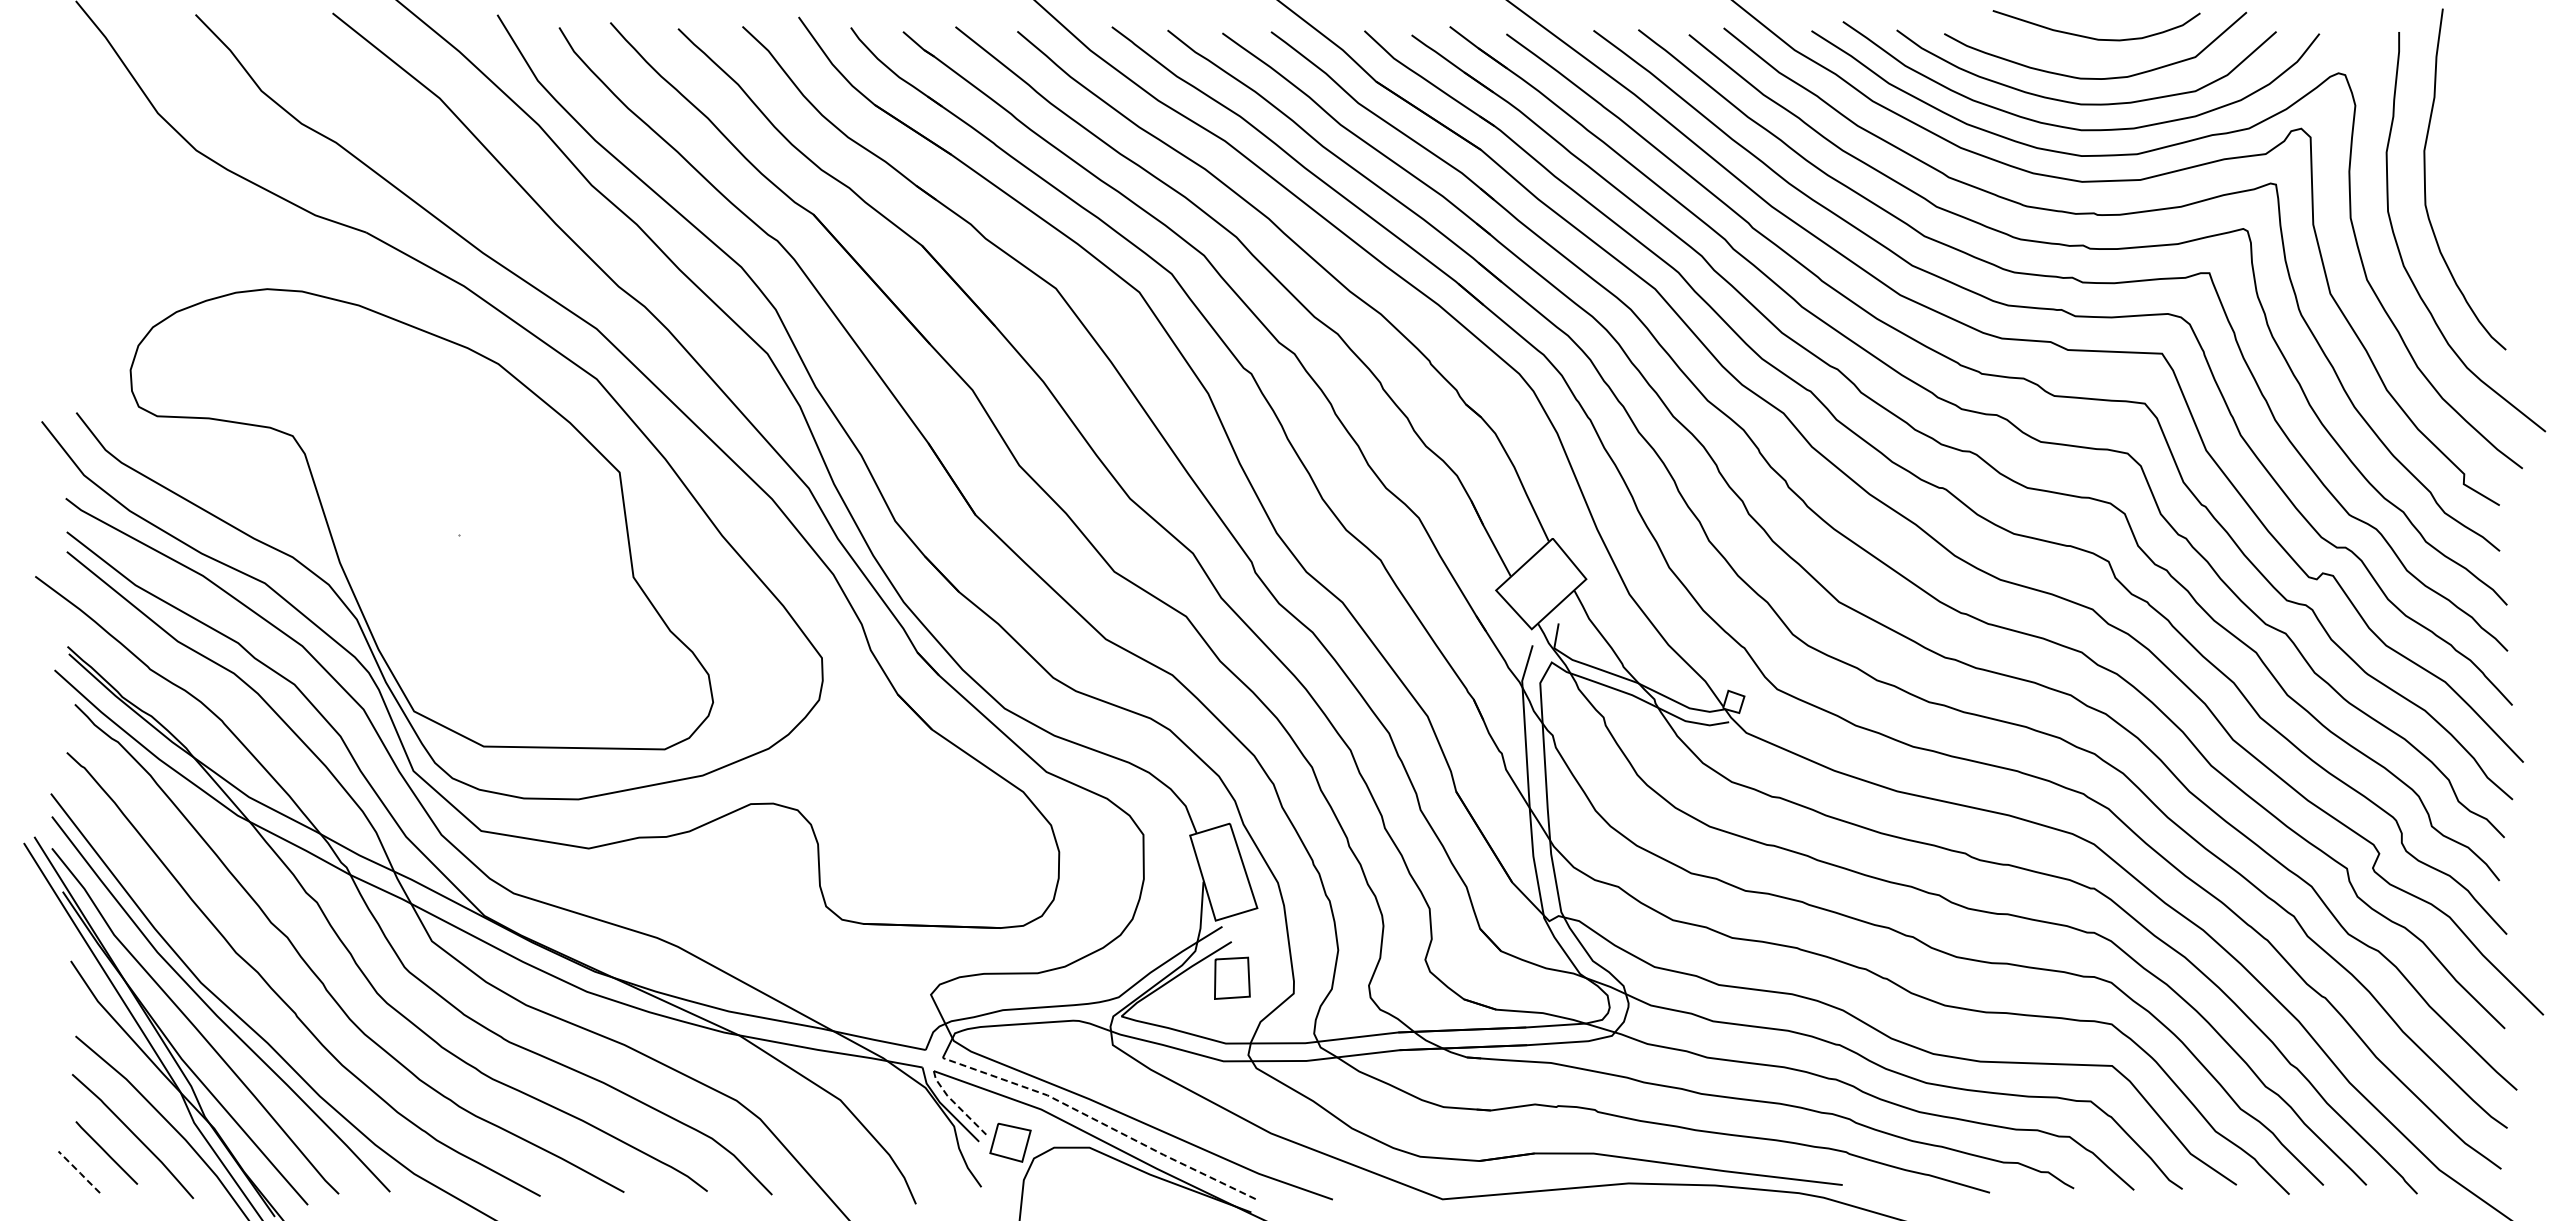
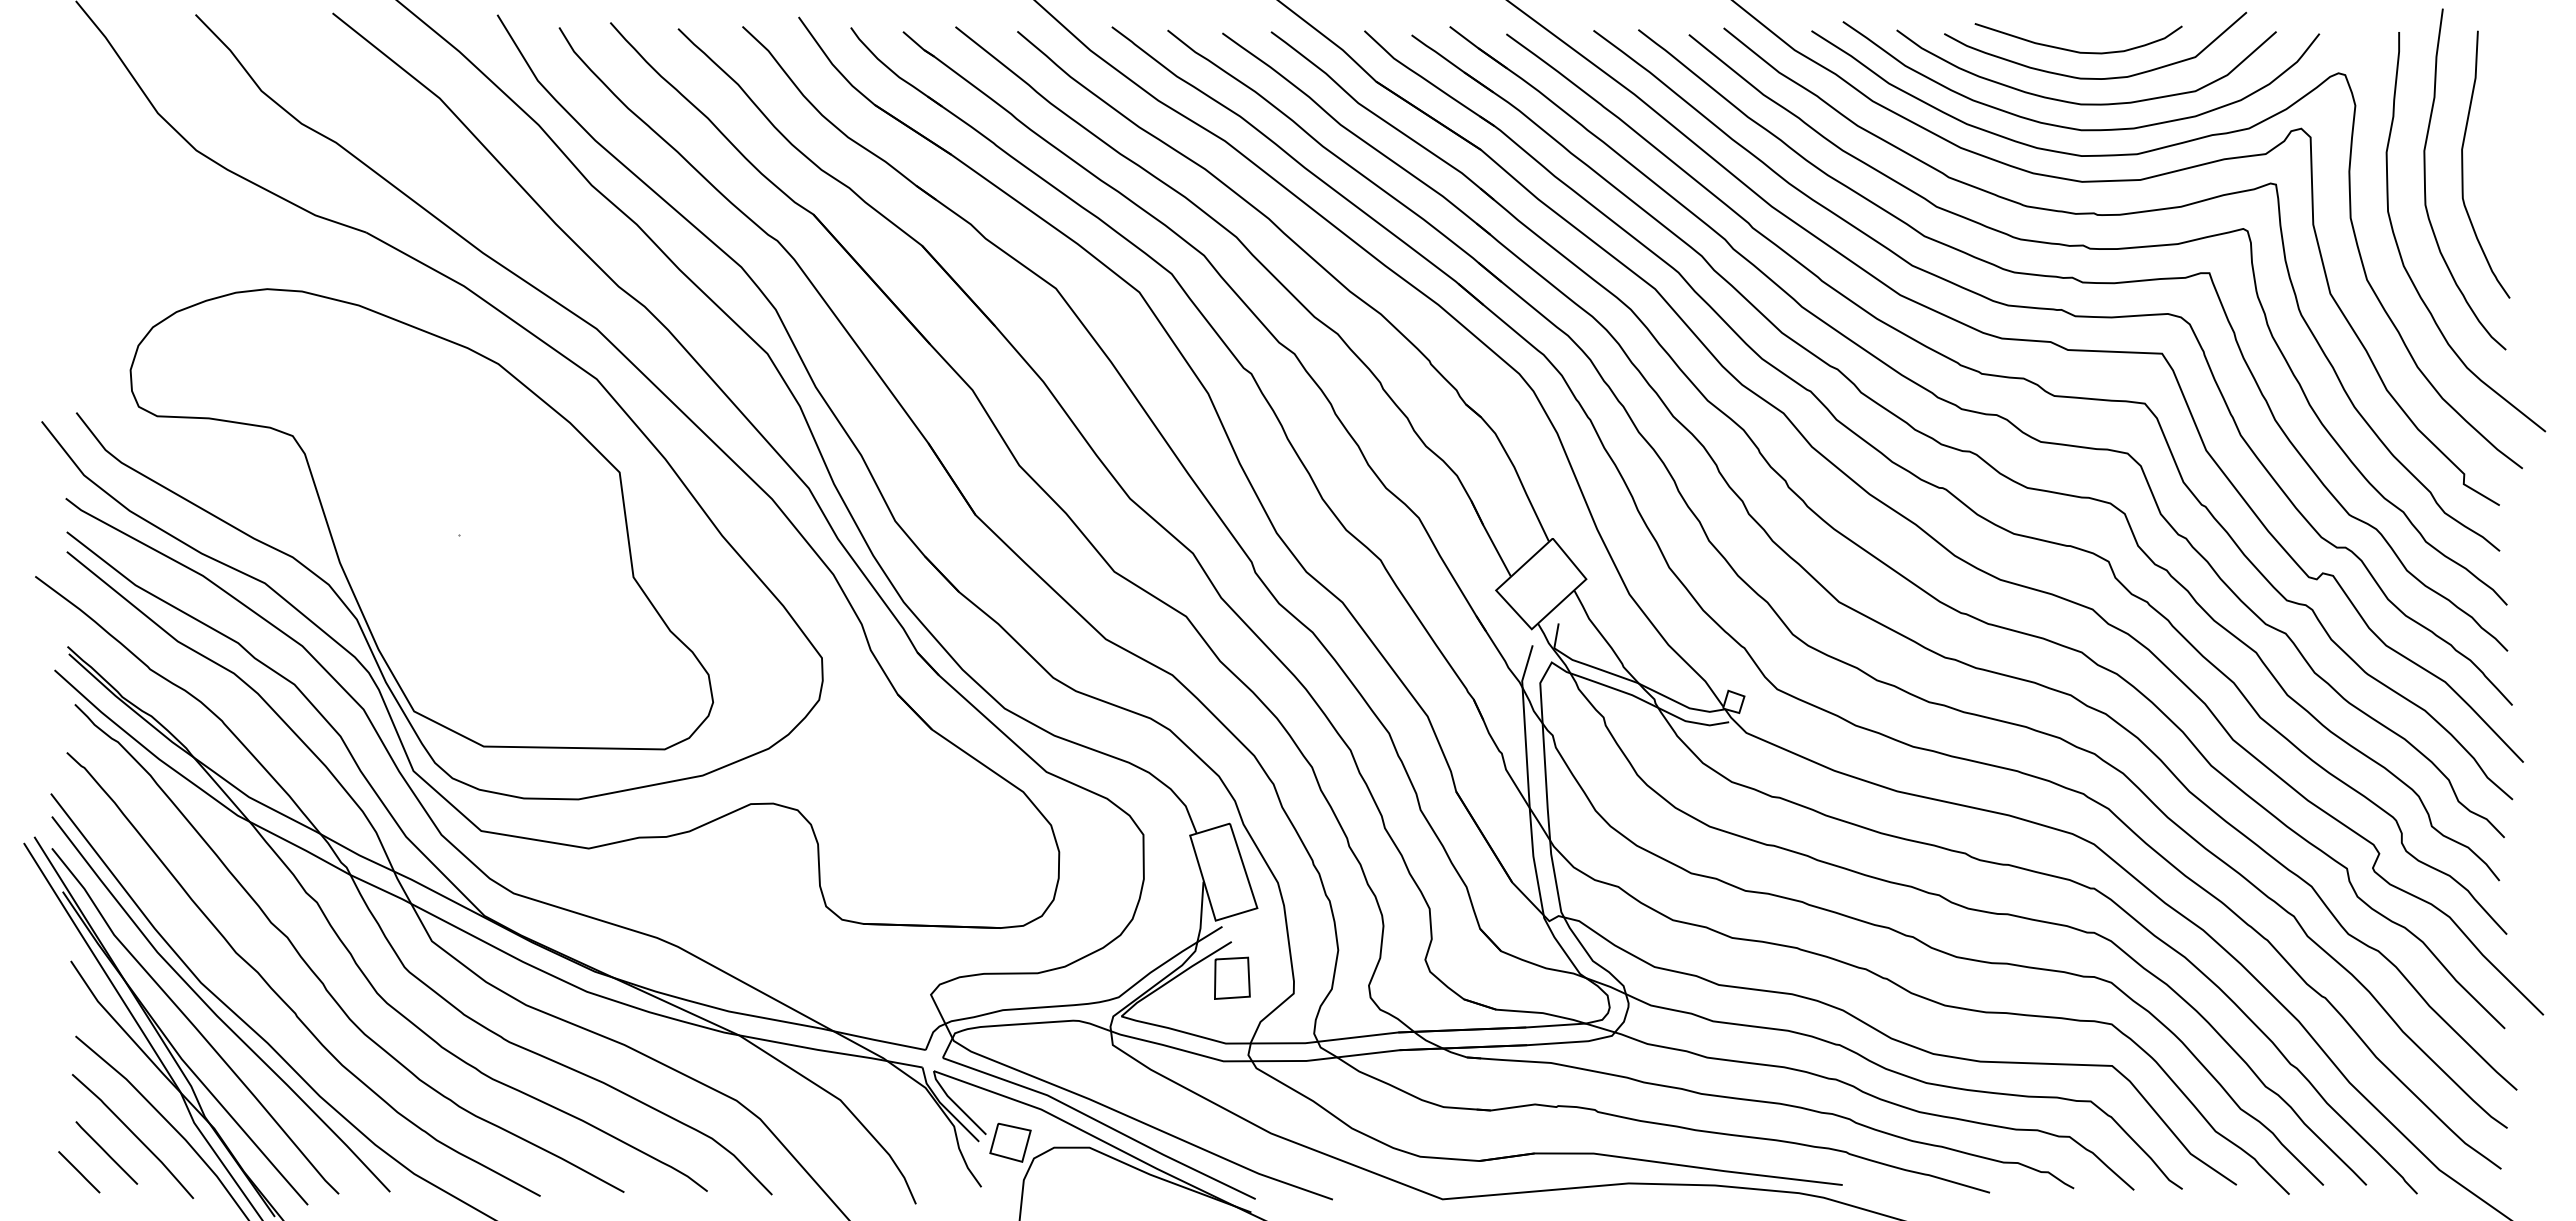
curve position: (2093, 37) -> (2075, 50) (2075, 50)
curve: none -> present (2463, 164)
line: dashed -> solid (955, 1104)
line: dashed -> solid (1100, 1122)
line: dashed -> solid (80, 1172)
